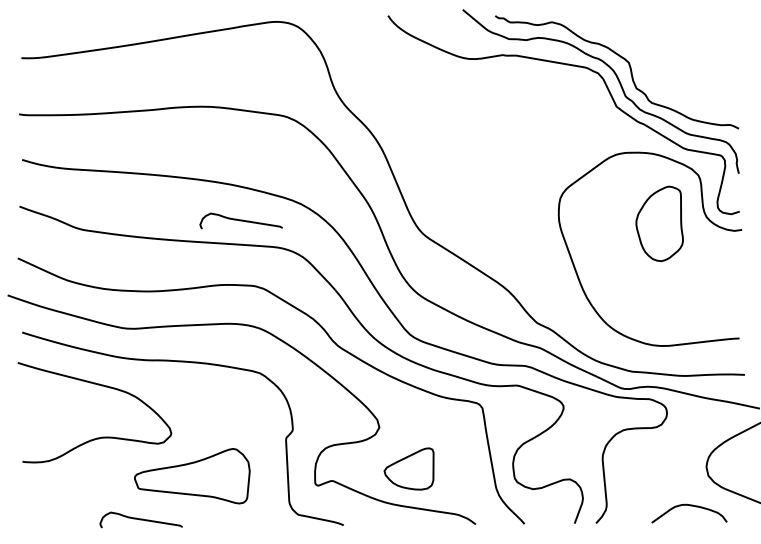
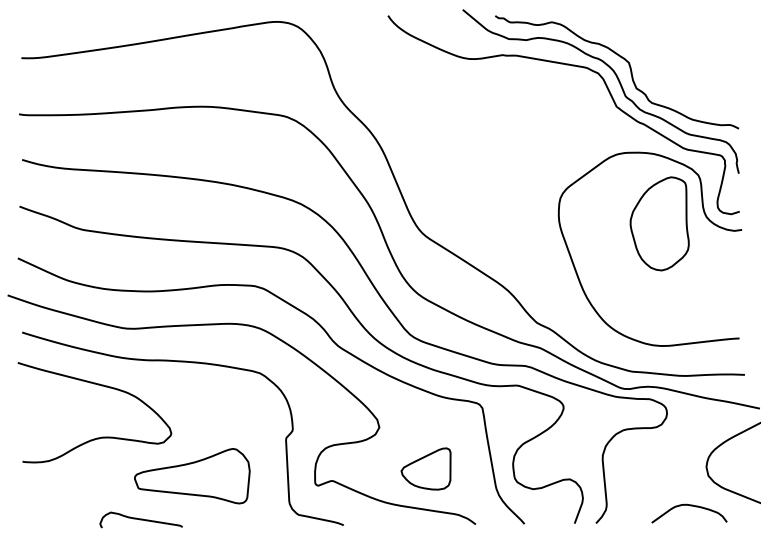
curve: present -> none (240, 220)
part size: 49x77 px -> 61x96 px (659, 223)
part position: (408, 468) -> (425, 468) (425, 468)
